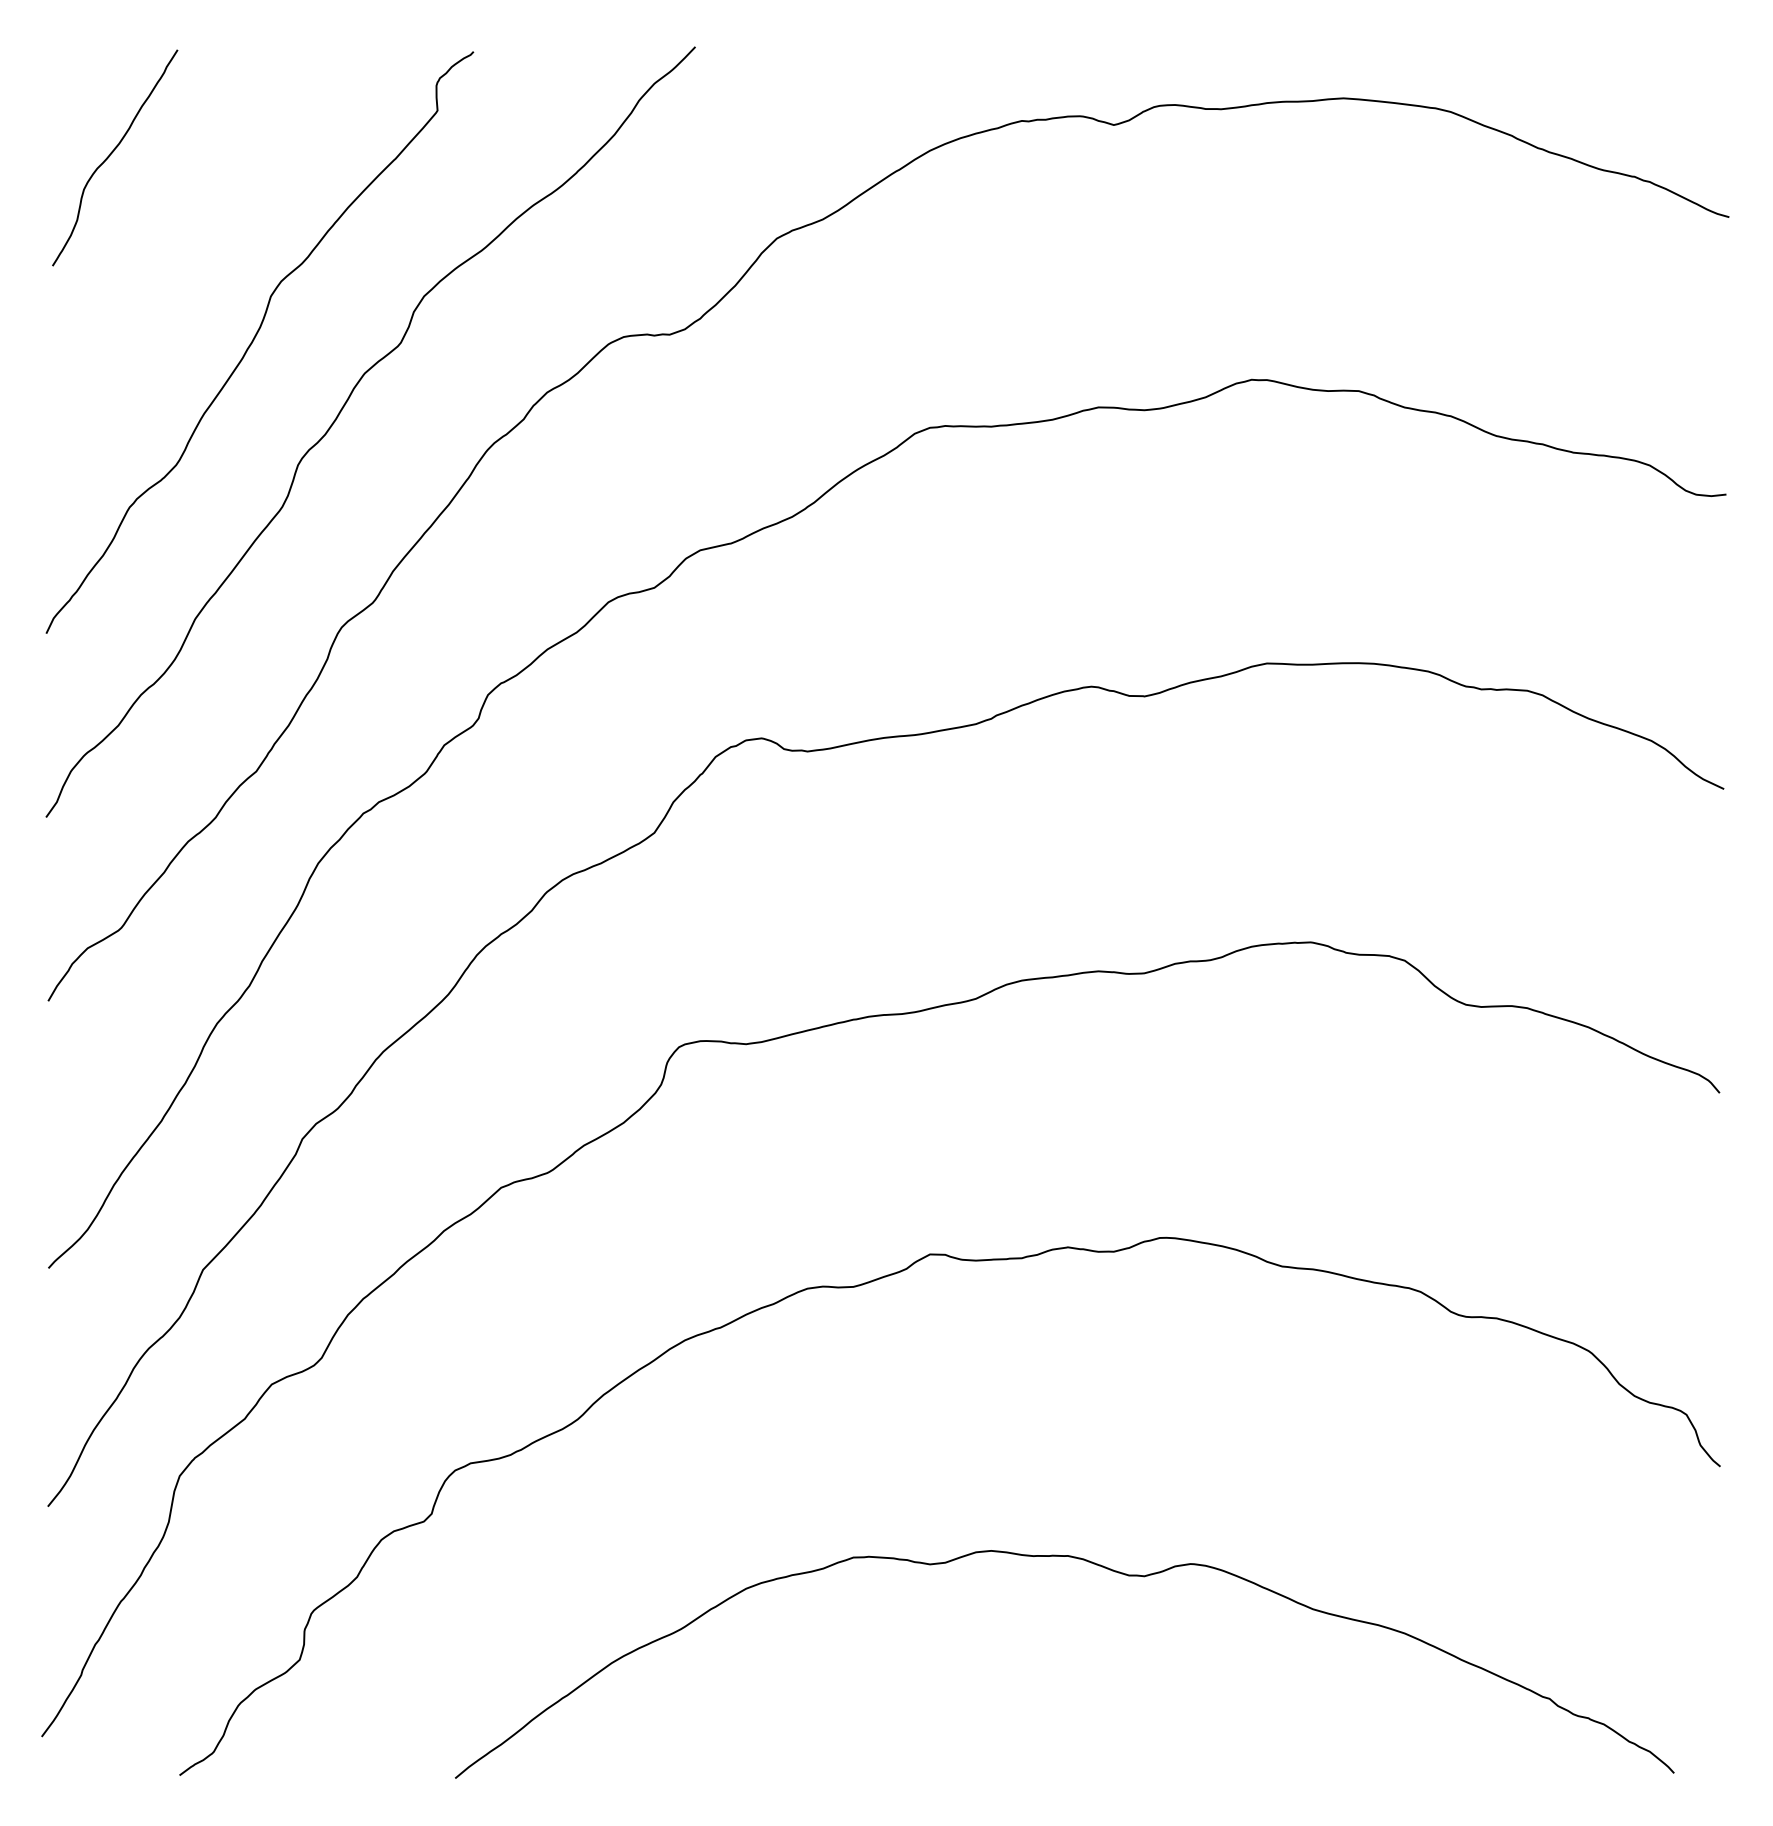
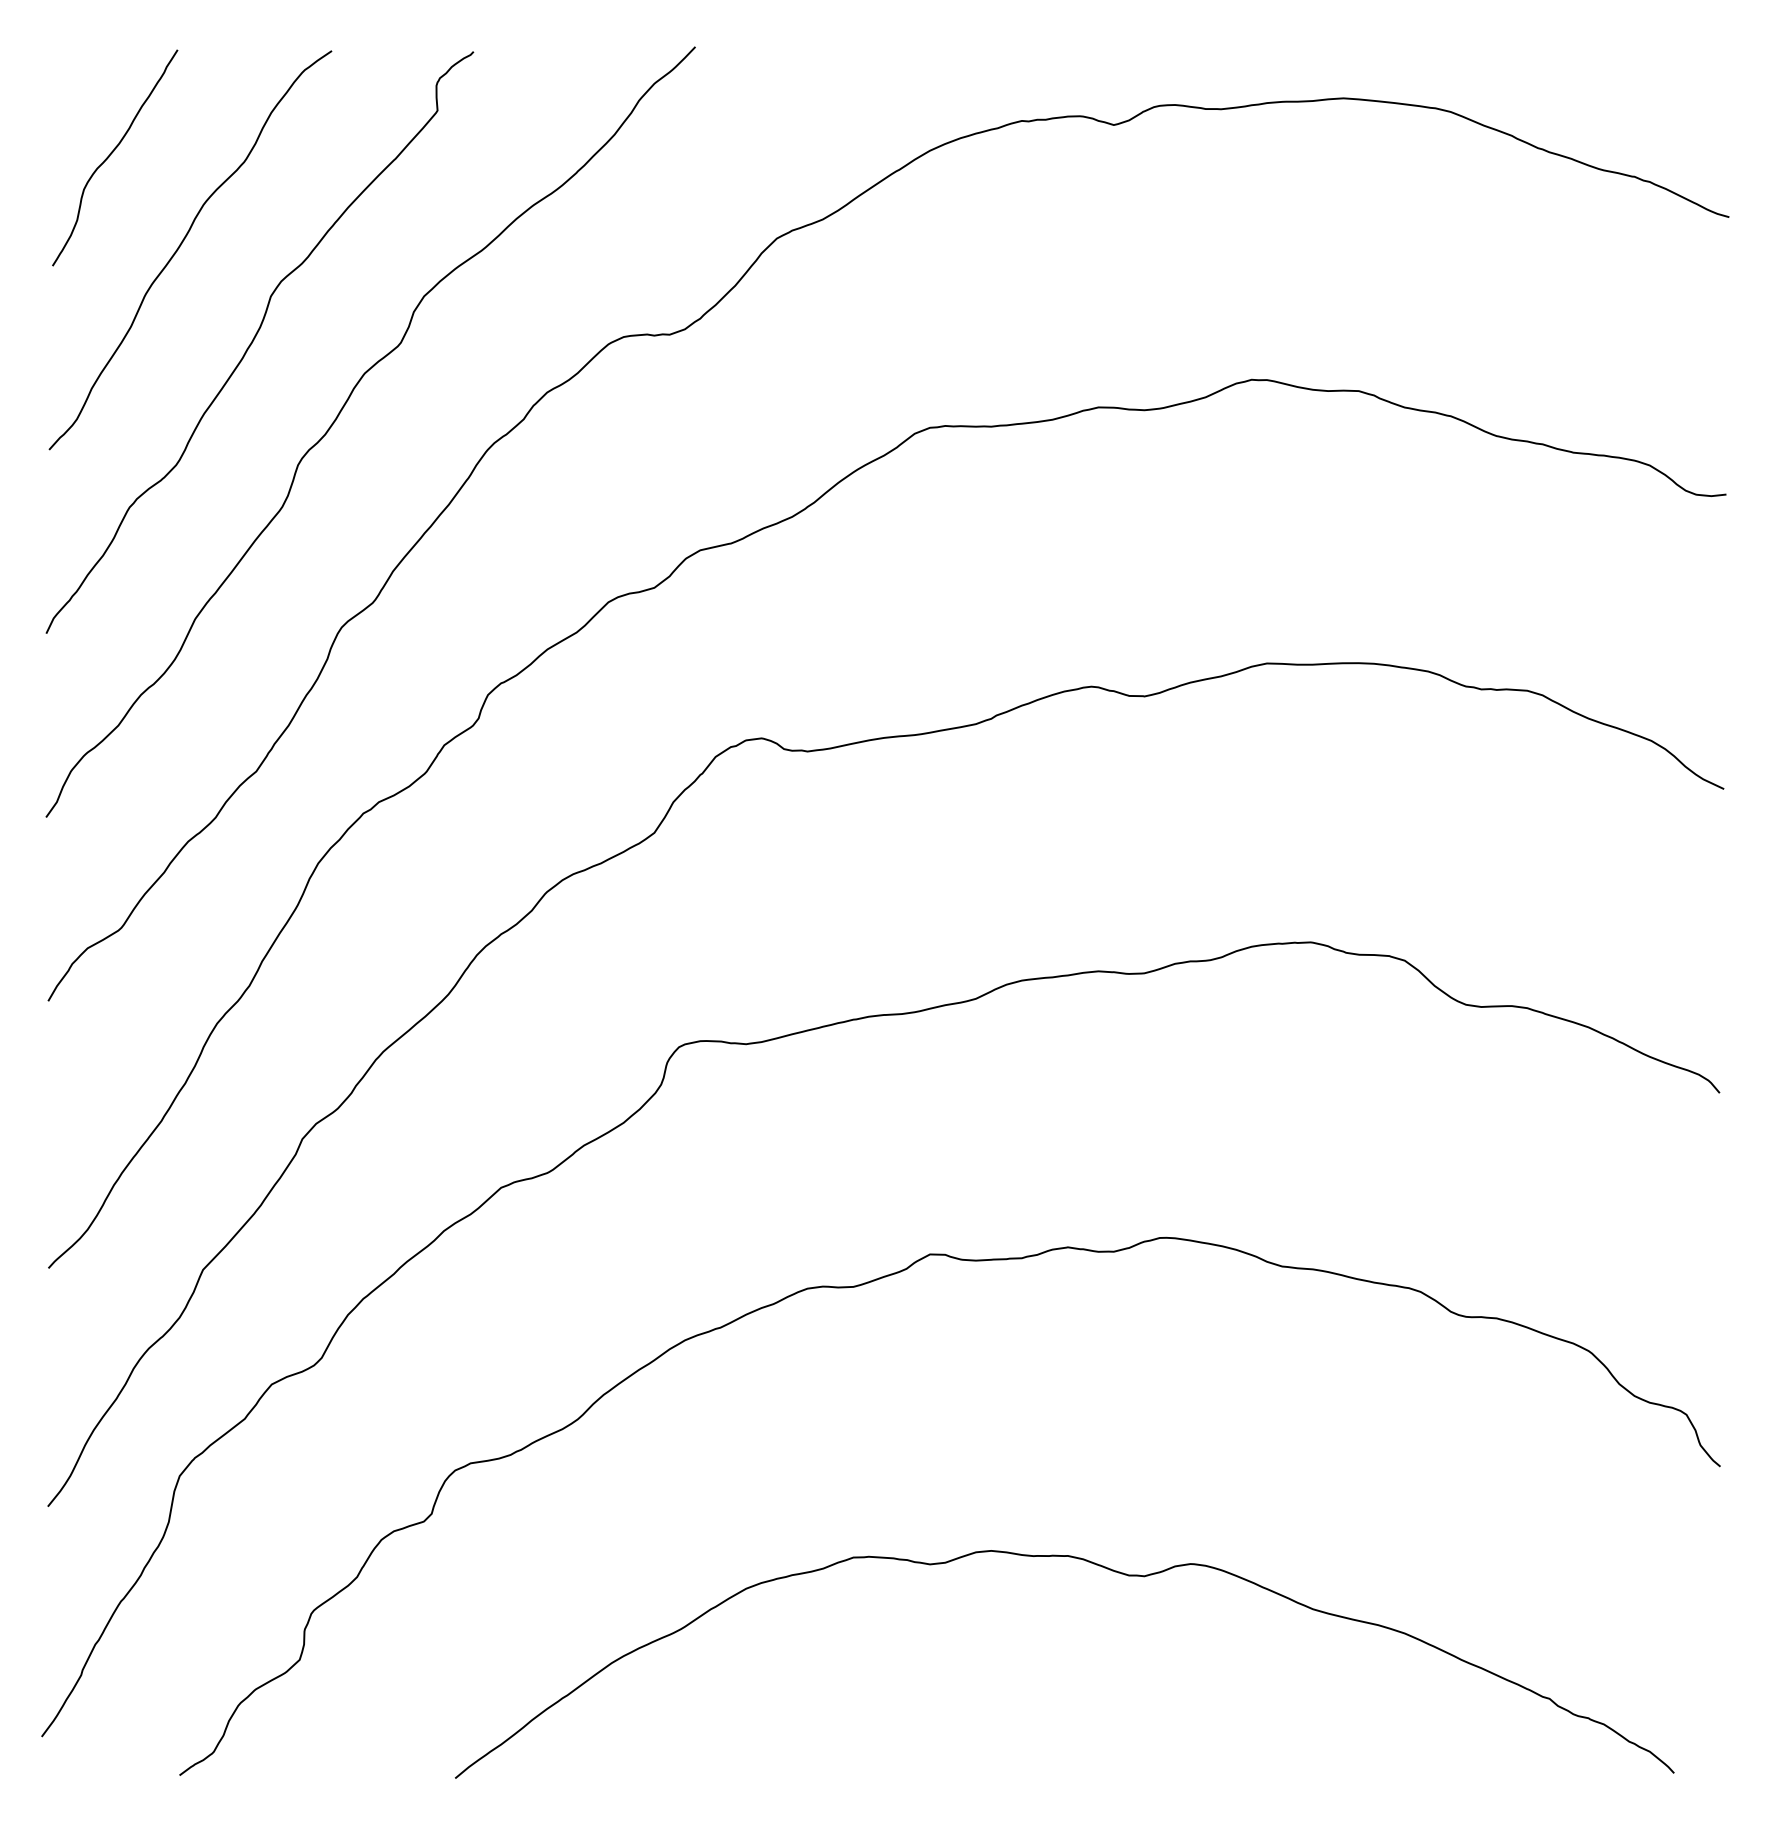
curve: none -> present (181, 245)
